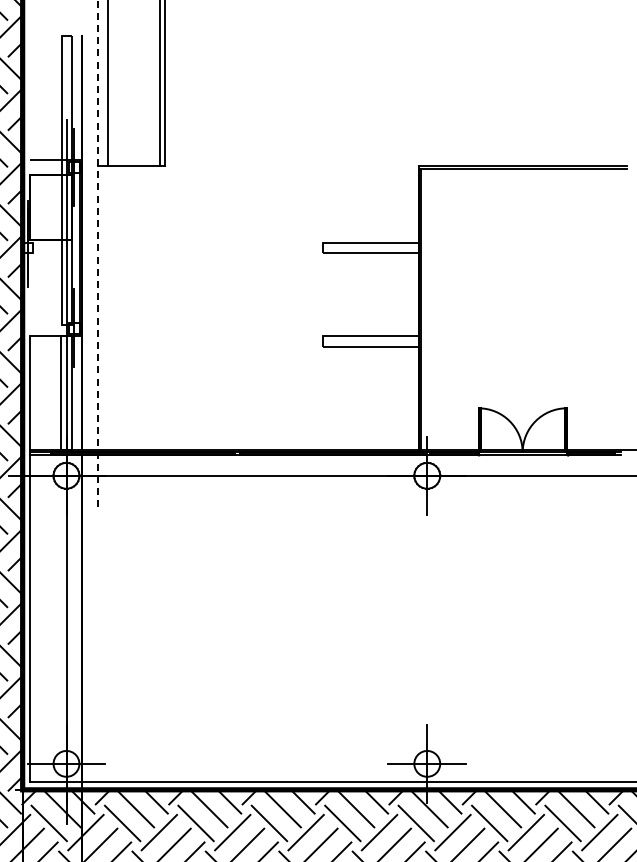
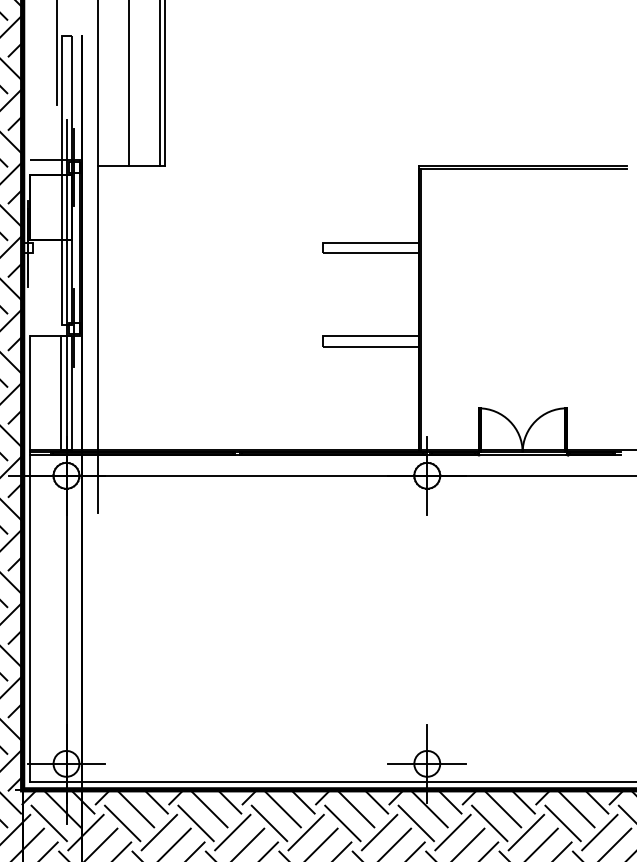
line: none -> present (56, 53)
line position: (108, 83) -> (129, 83) (129, 83)
line: dashed -> solid (98, 257)
